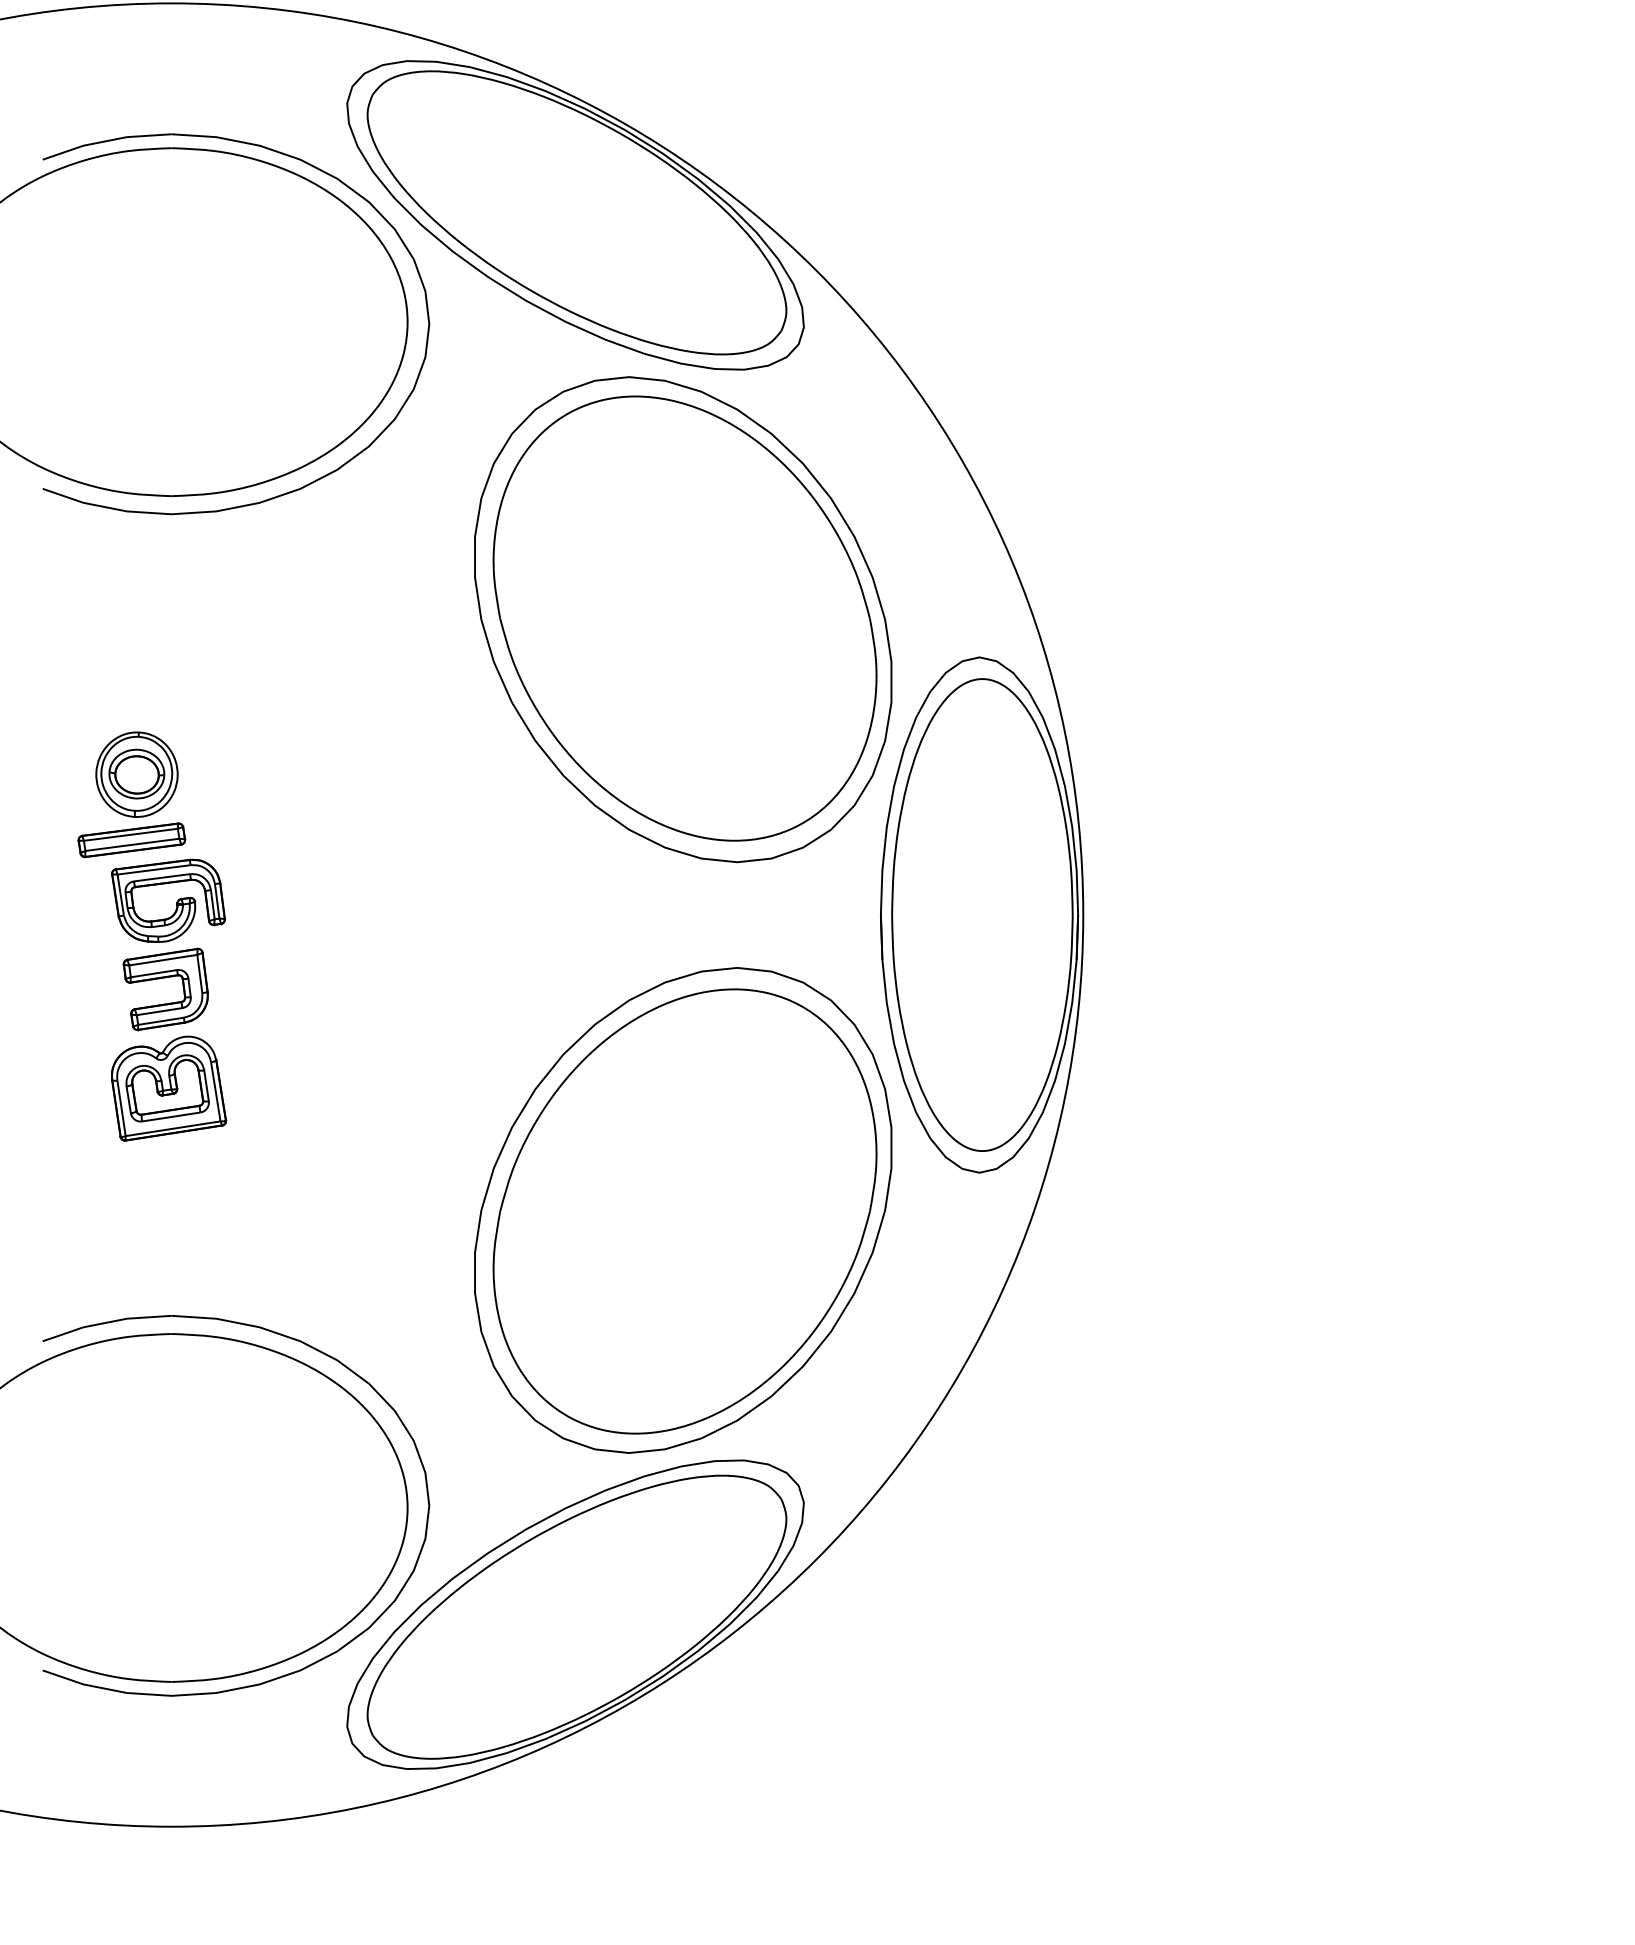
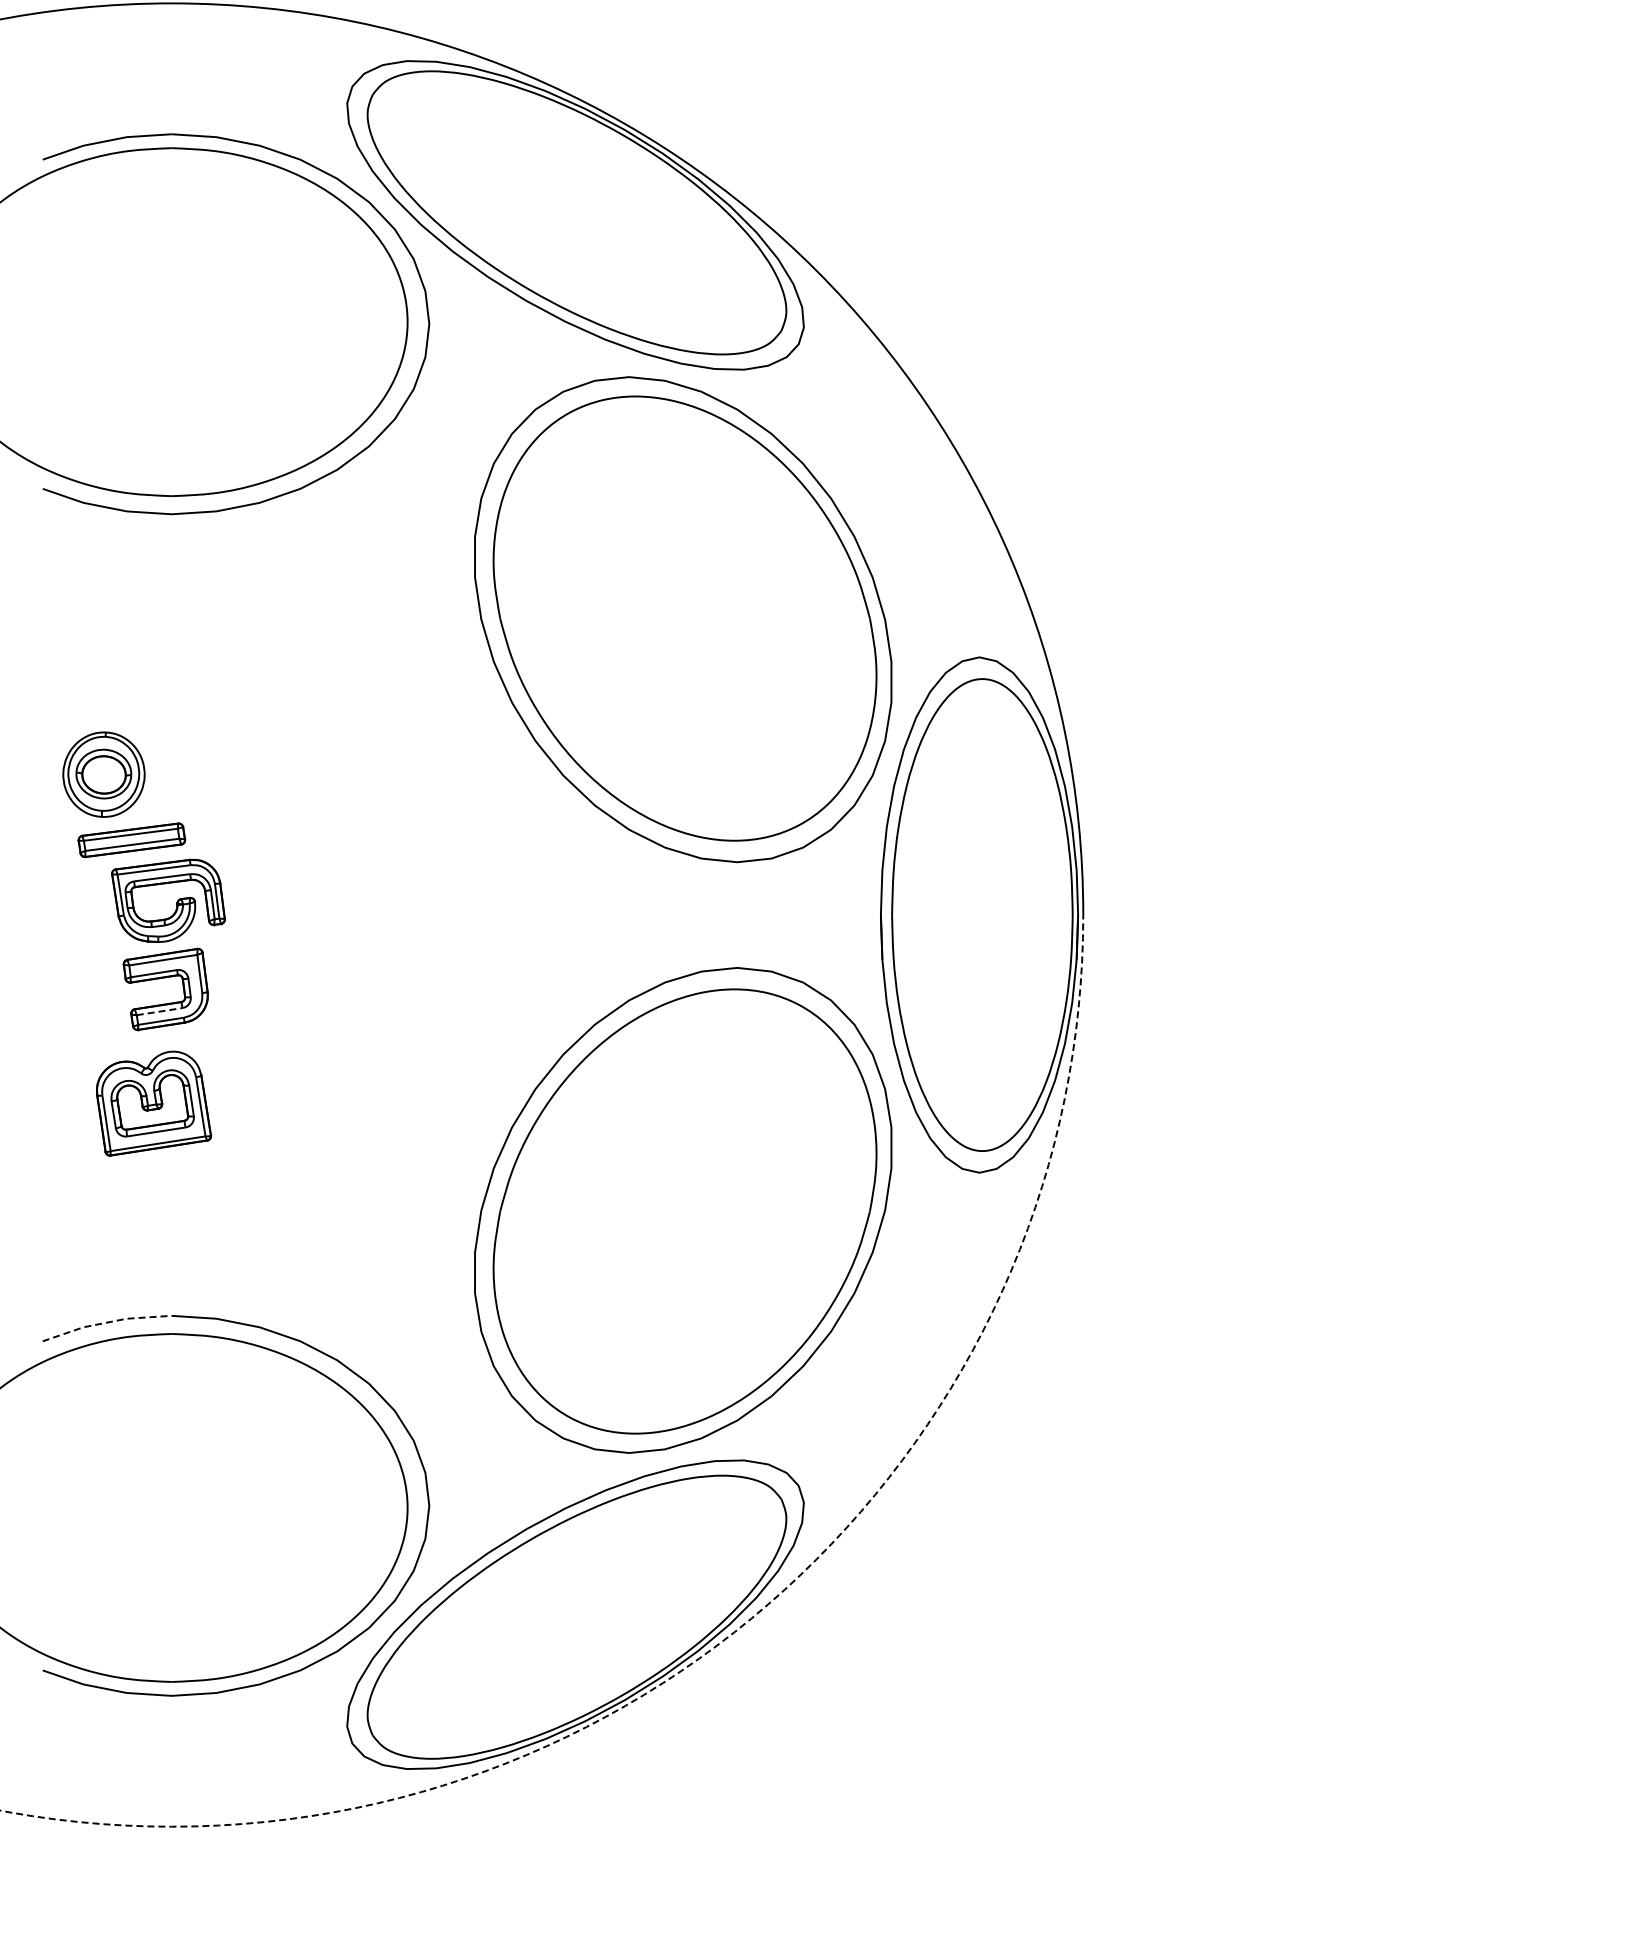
part position: (136, 774) -> (103, 774) (103, 774)
line: solid -> dashed (160, 1011)
part position: (169, 1088) -> (154, 1103) (154, 1103)
line: solid -> dashed (105, 1322)
arc: solid -> dashed (751, 1618)
